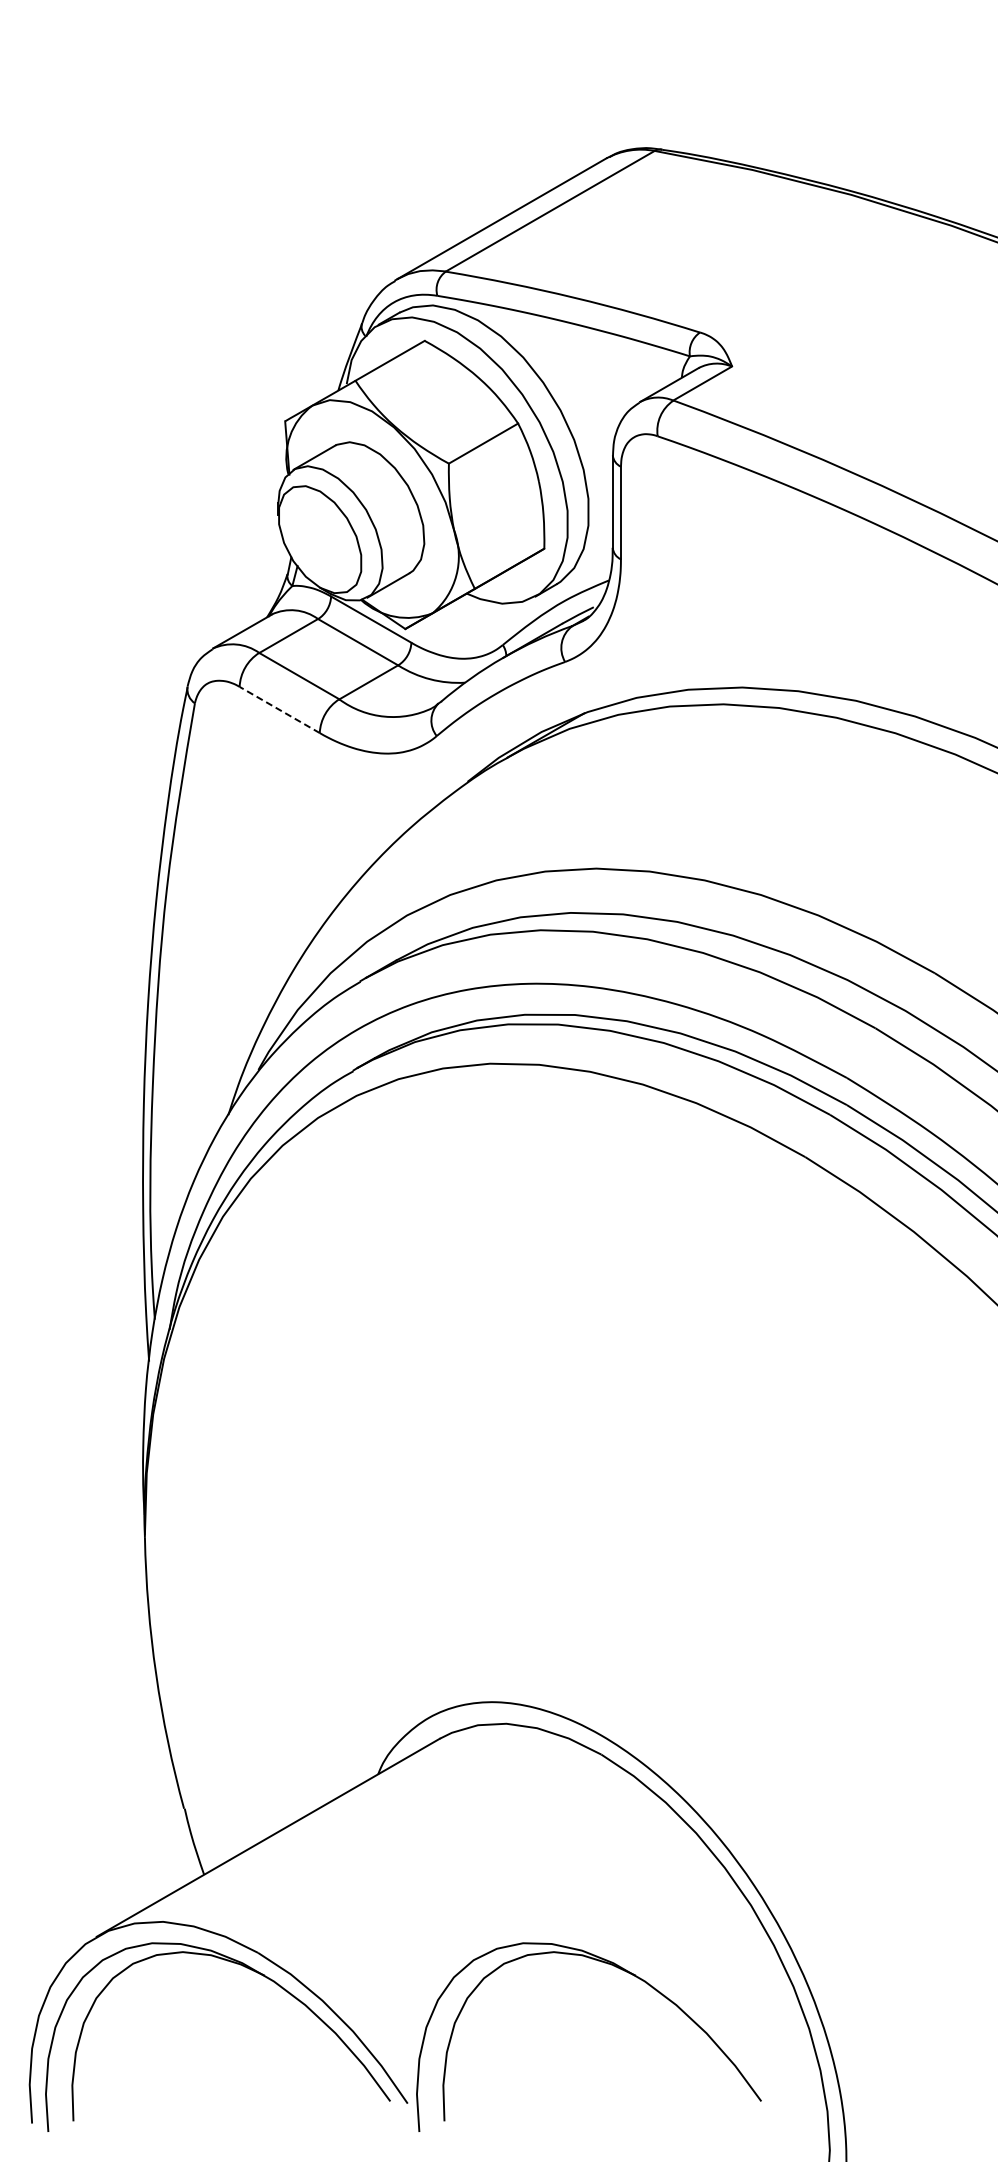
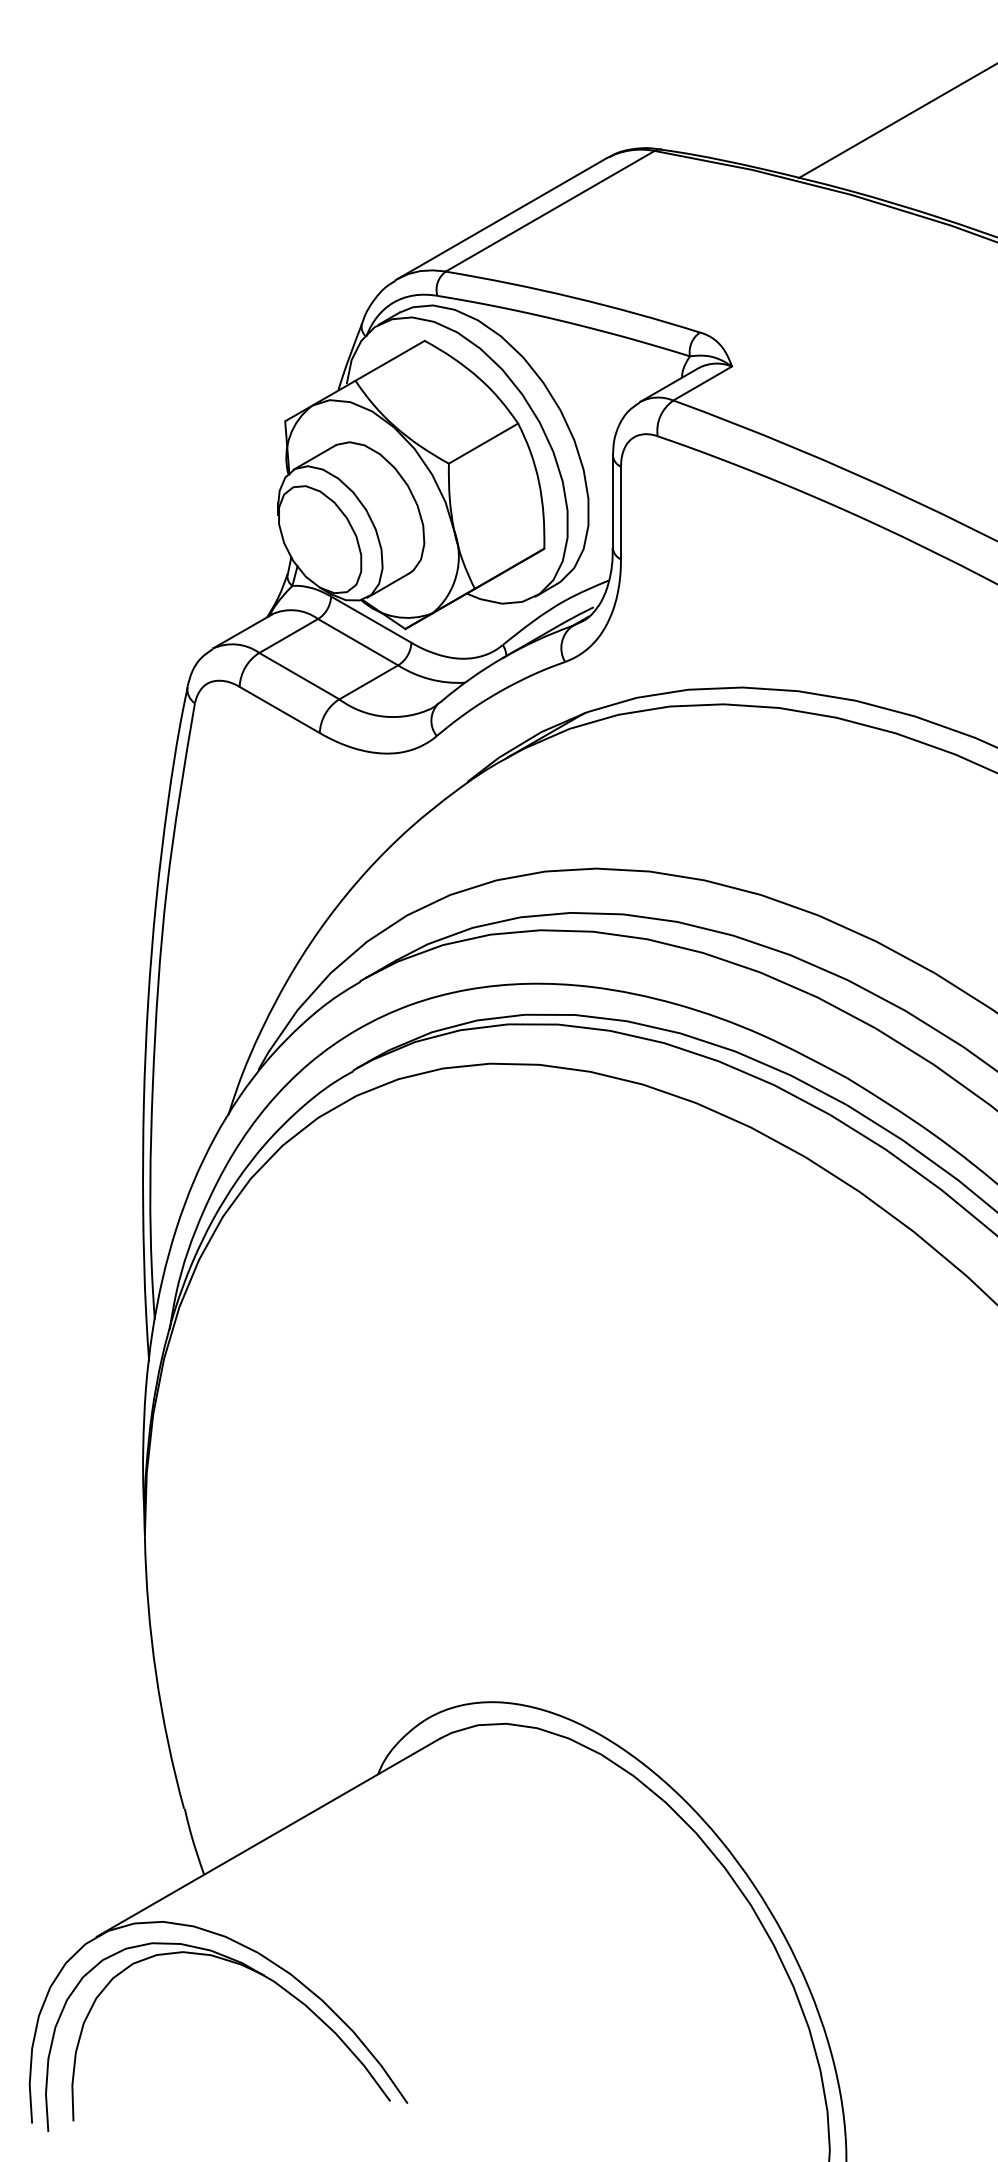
line: none -> present (896, 121)
line: dashed -> solid (279, 709)
part: present -> none (619, 1969)
